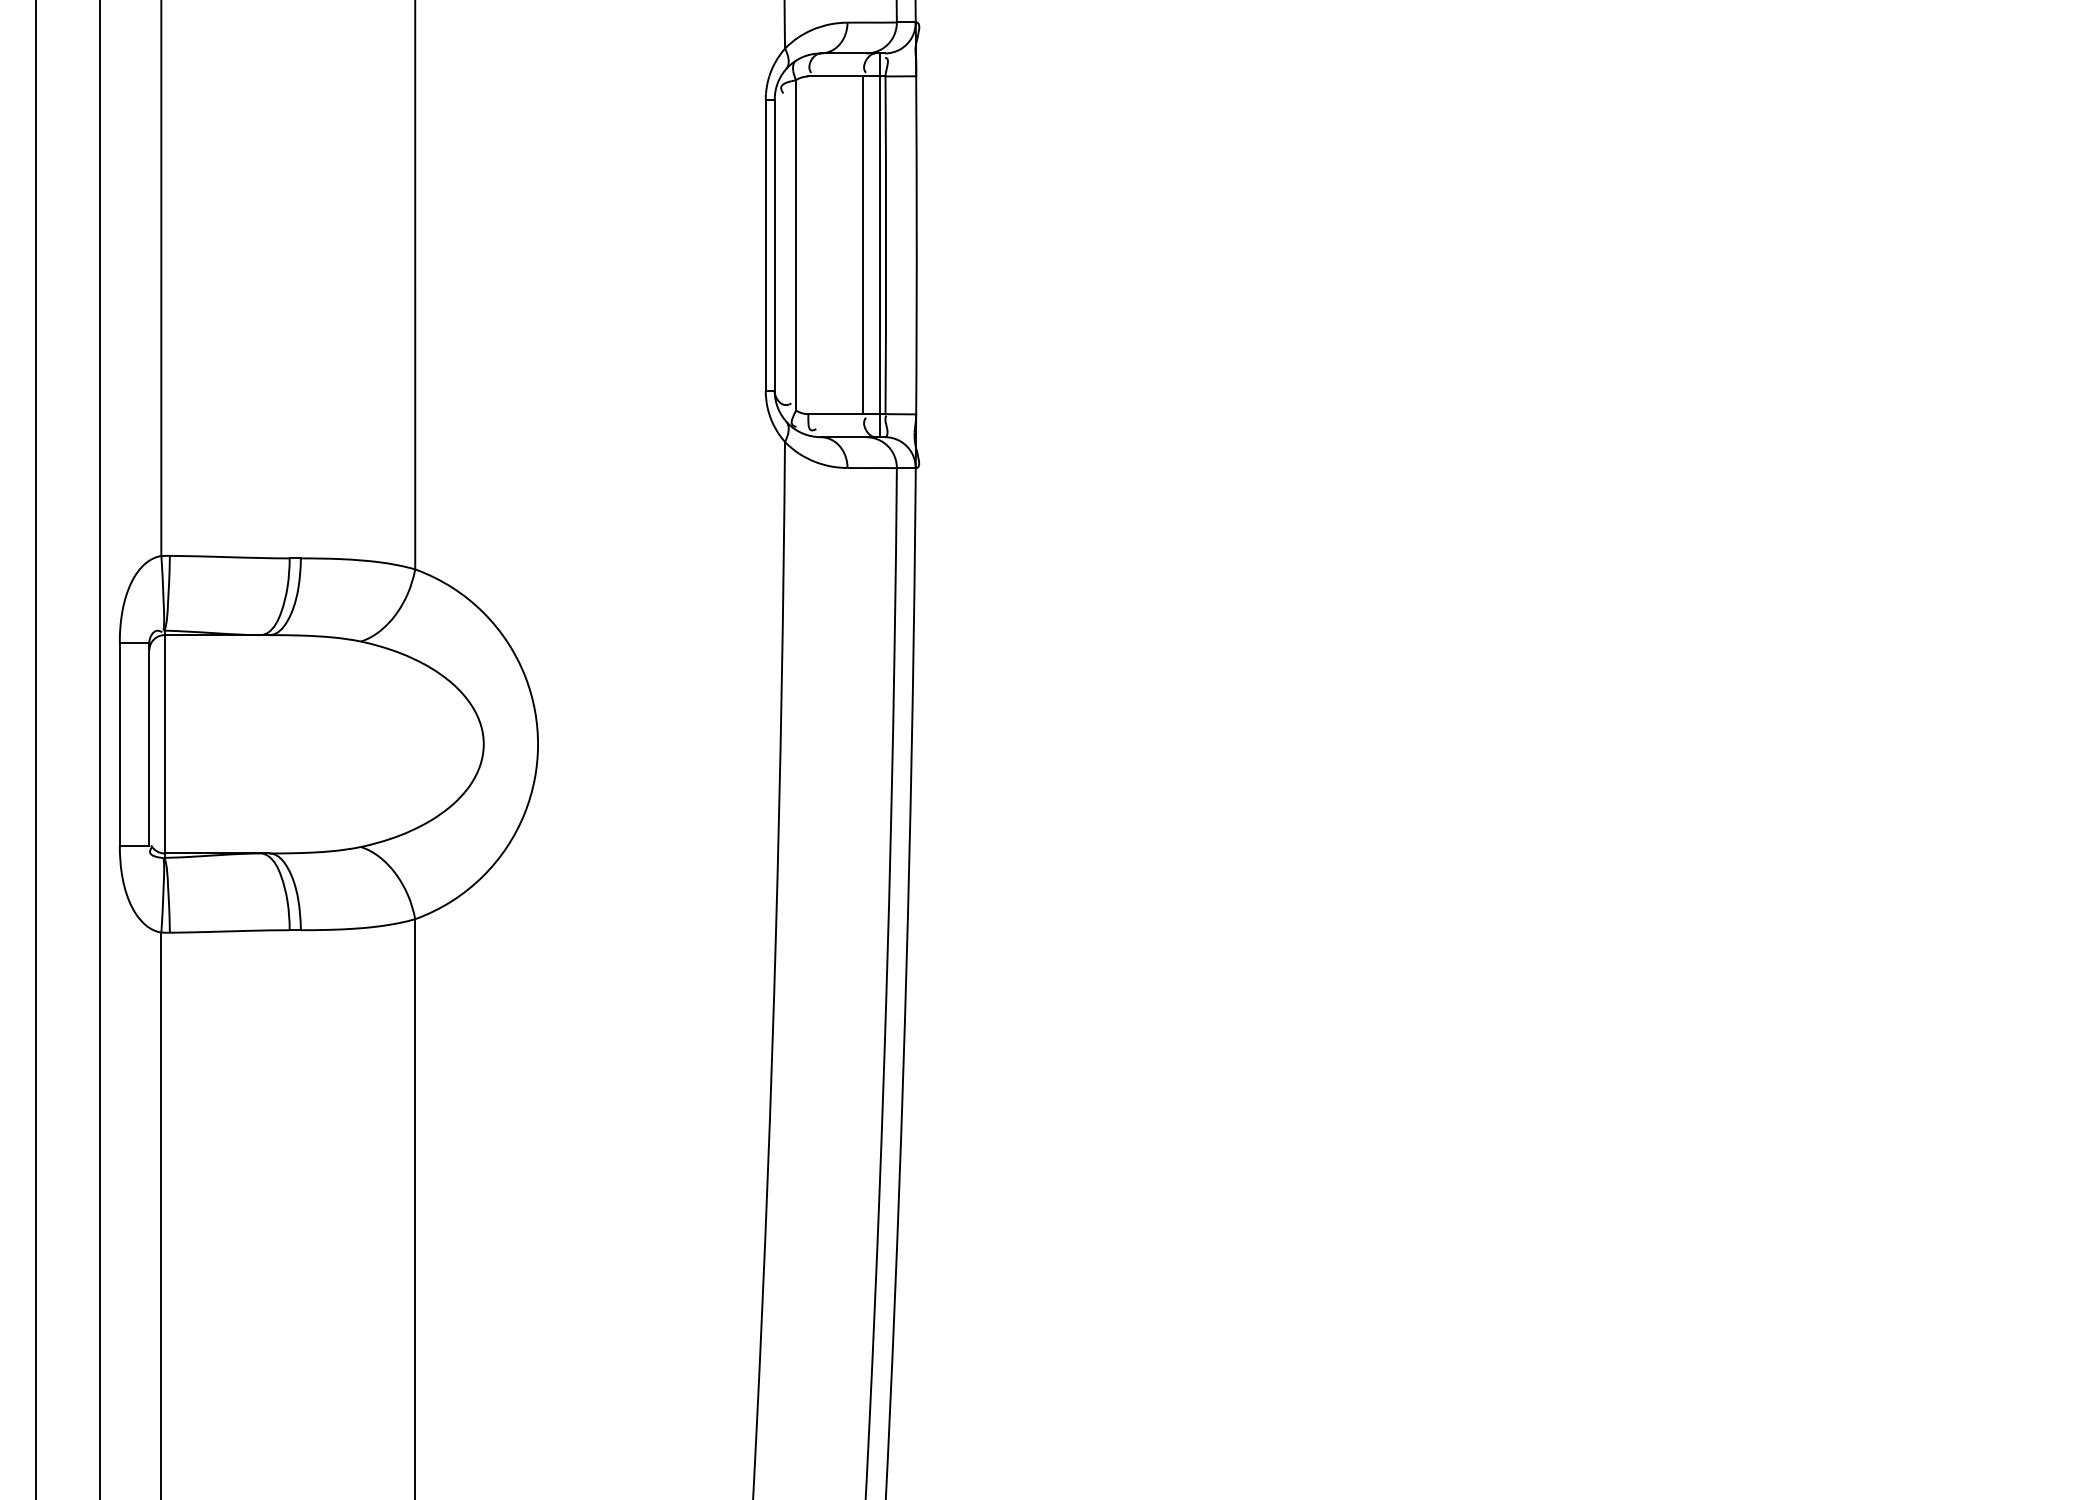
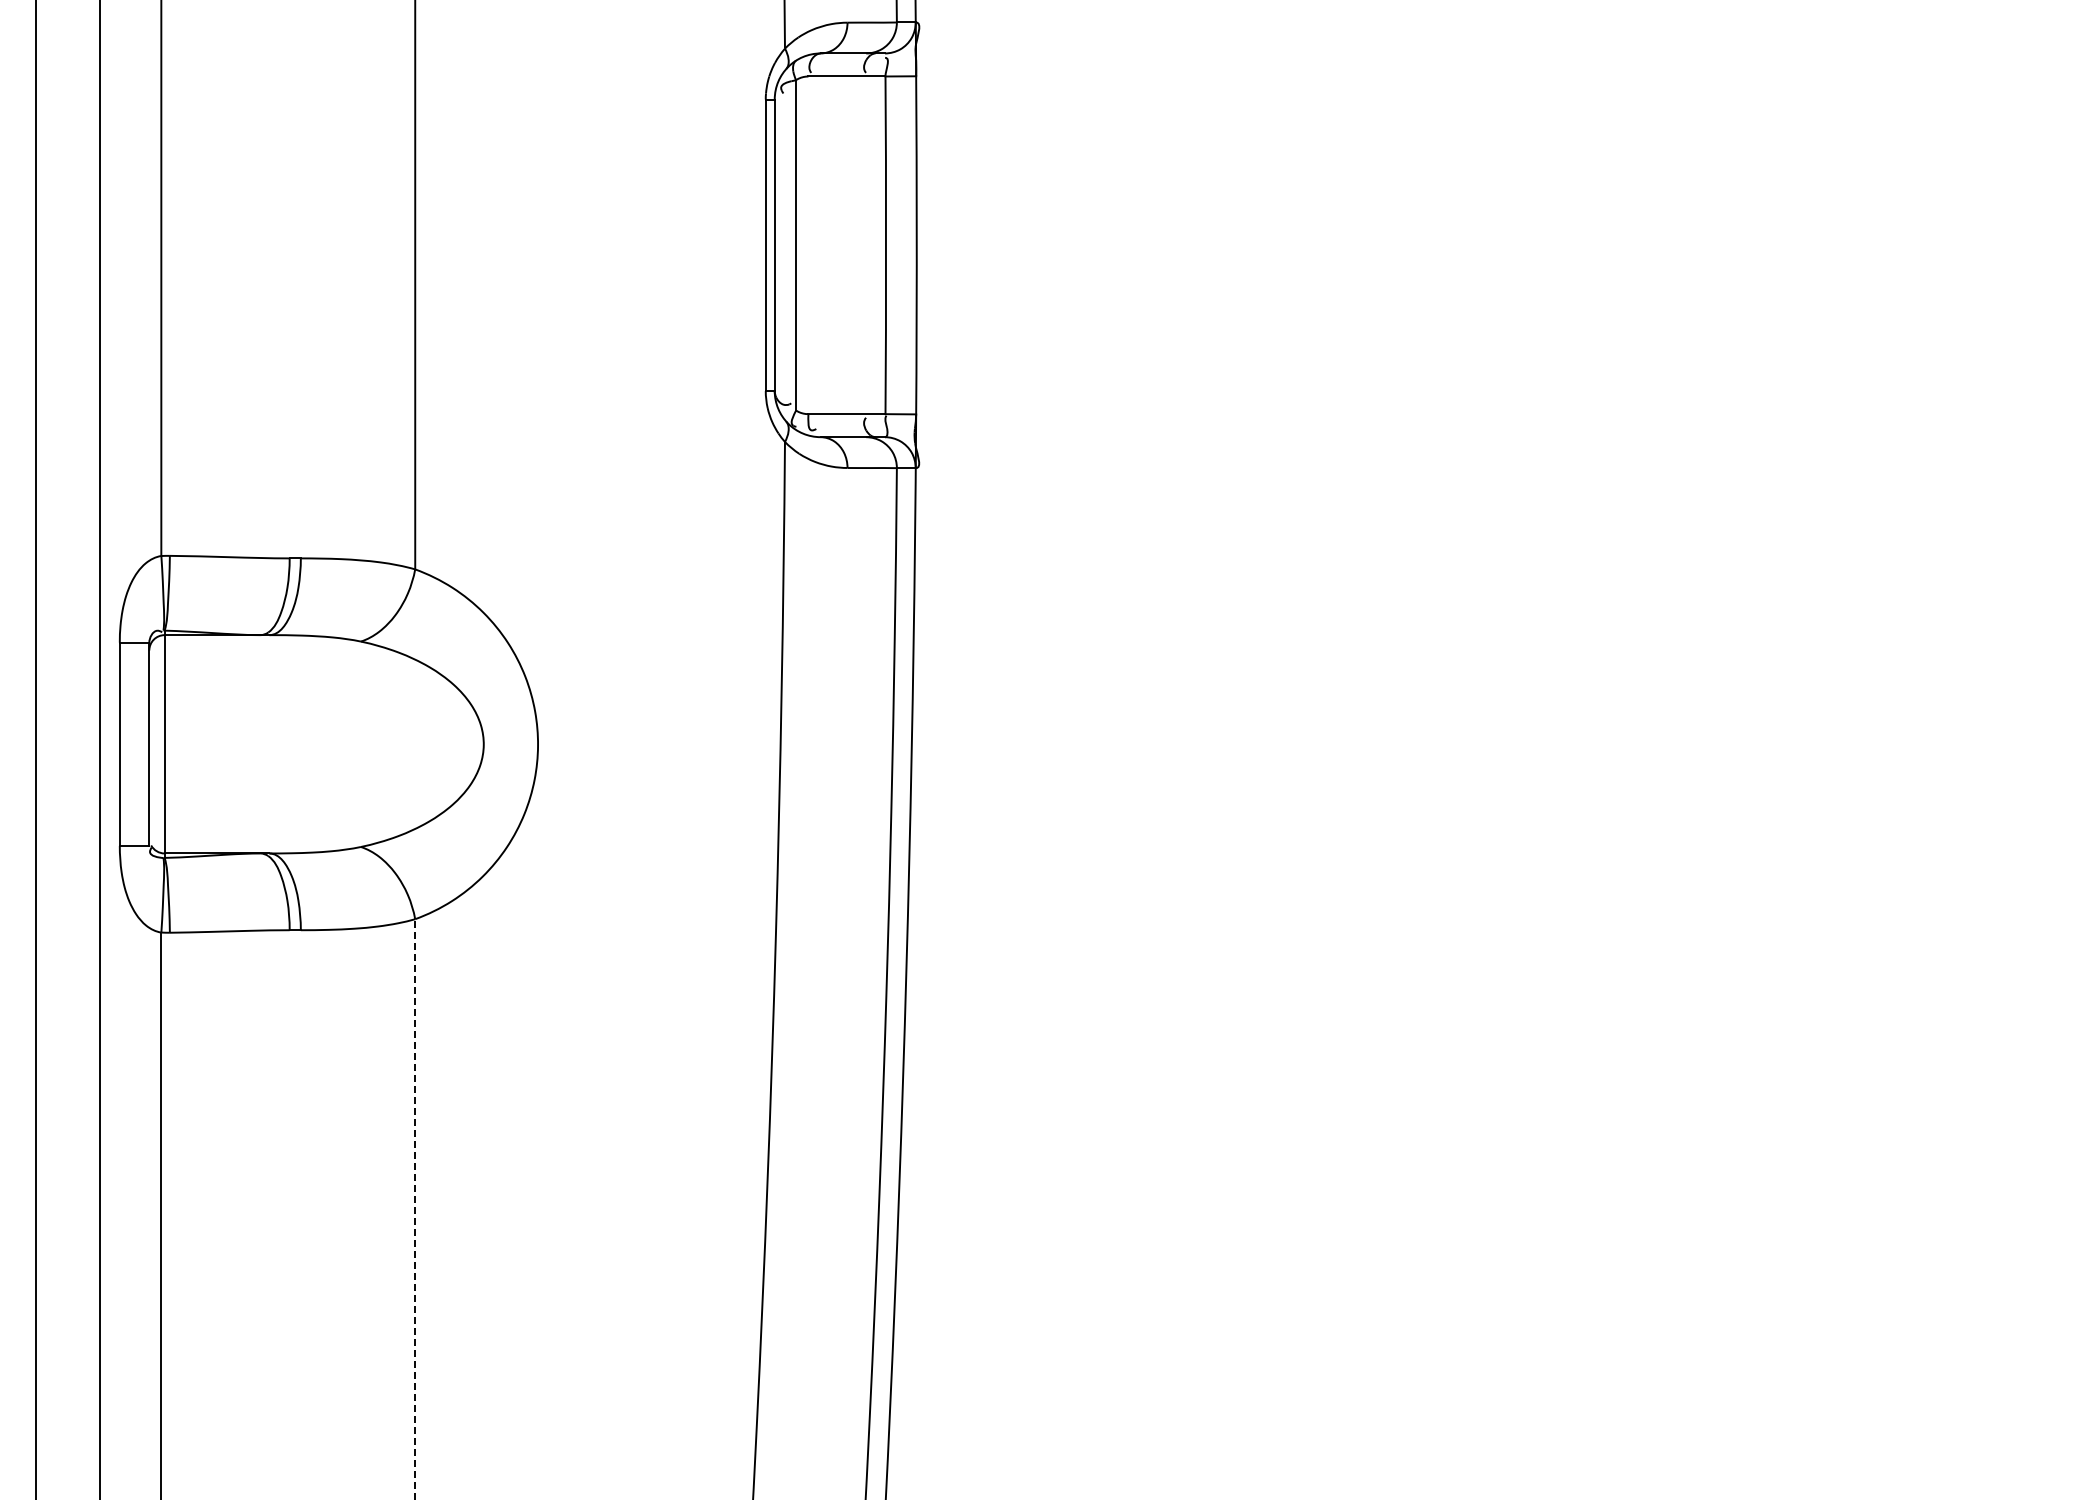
line: present -> none (863, 245)
line: present -> none (879, 245)
line: solid -> dashed (415, 1208)
